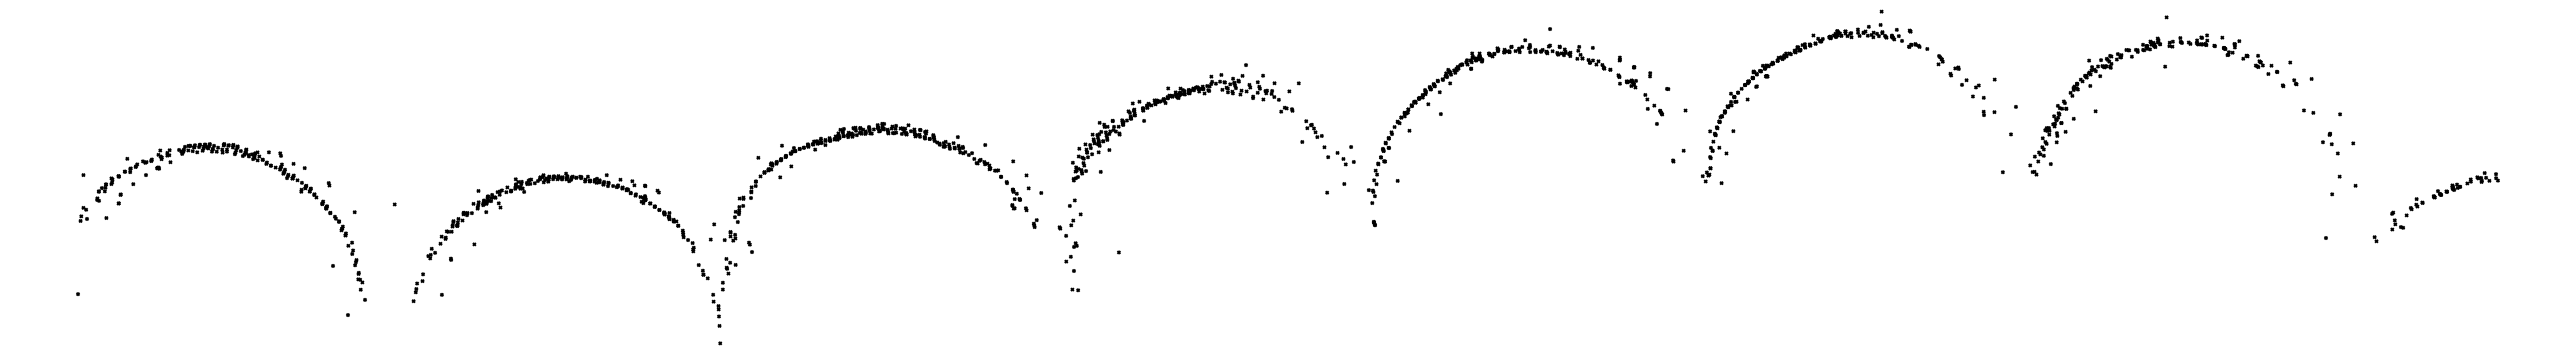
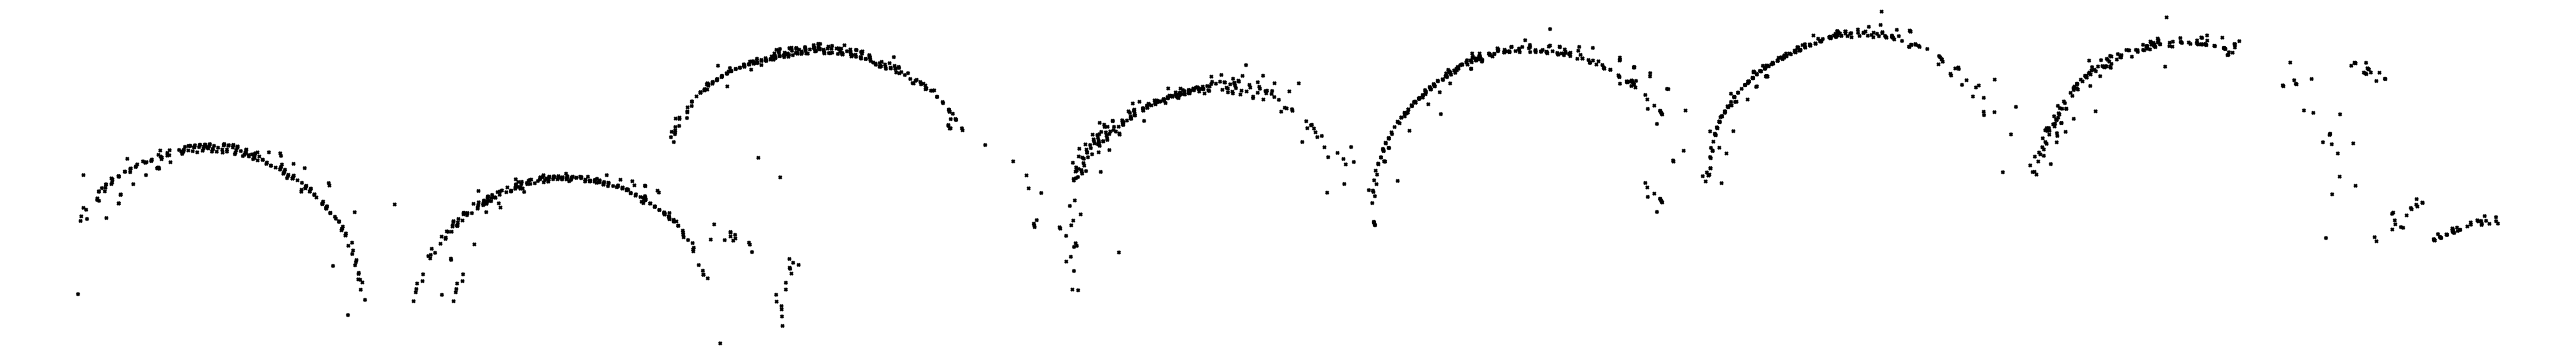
part position: (2260, 64) -> (2368, 71) (2368, 71)
part position: (887, 135) -> (823, 55) (823, 55)
part position: (2465, 185) -> (2465, 228) (2465, 228)
part: none -> present (1653, 197)
part: none -> present (457, 287)
part position: (724, 292) -> (787, 292) (787, 292)
